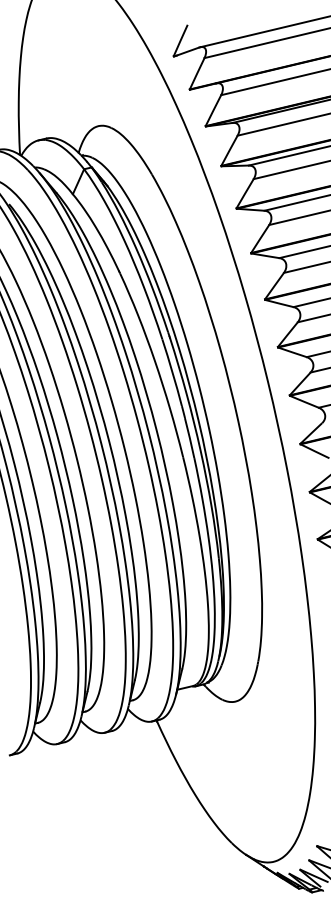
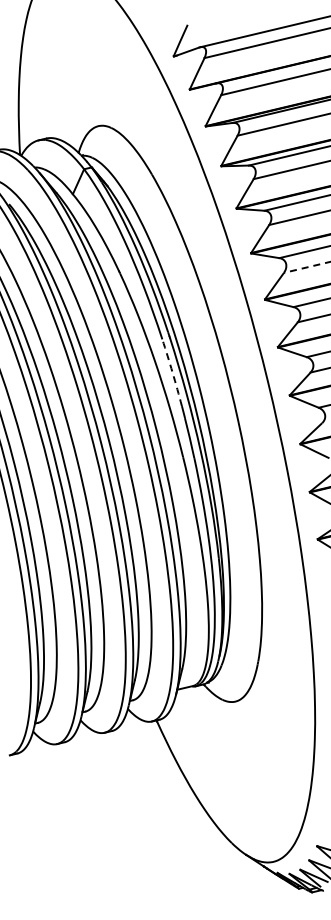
line: solid -> dashed (307, 267)
arc: solid -> dashed (172, 372)
